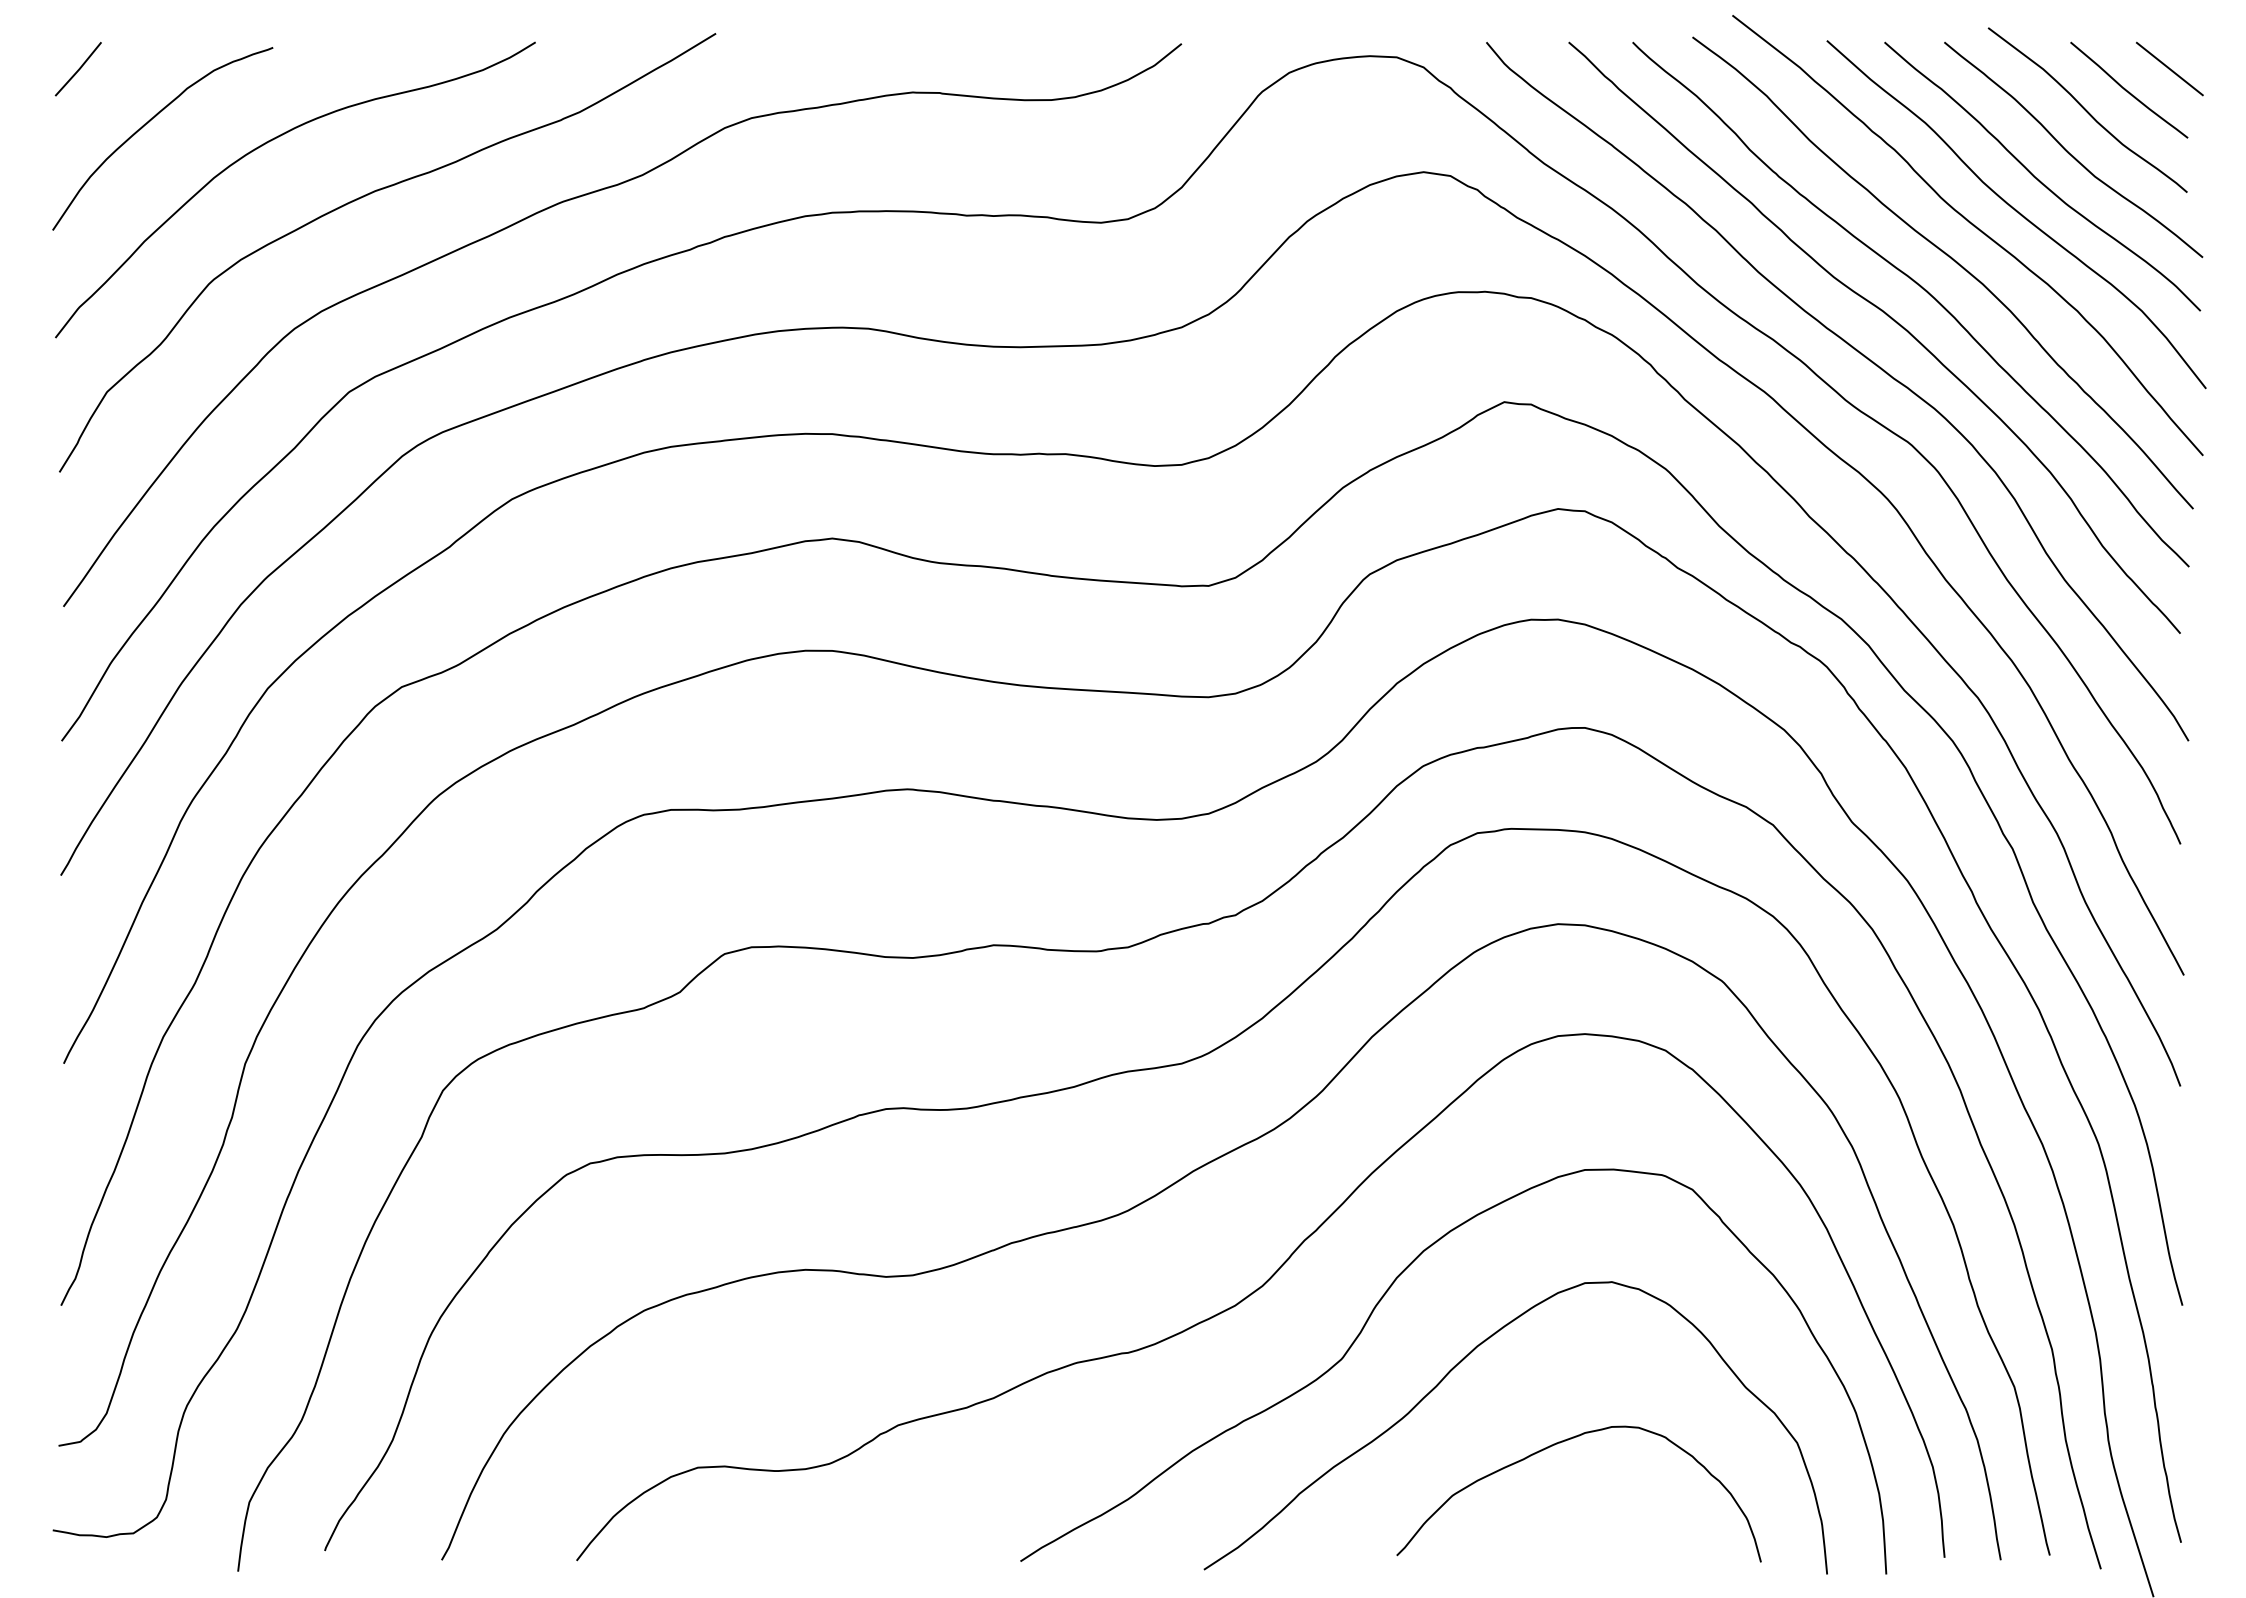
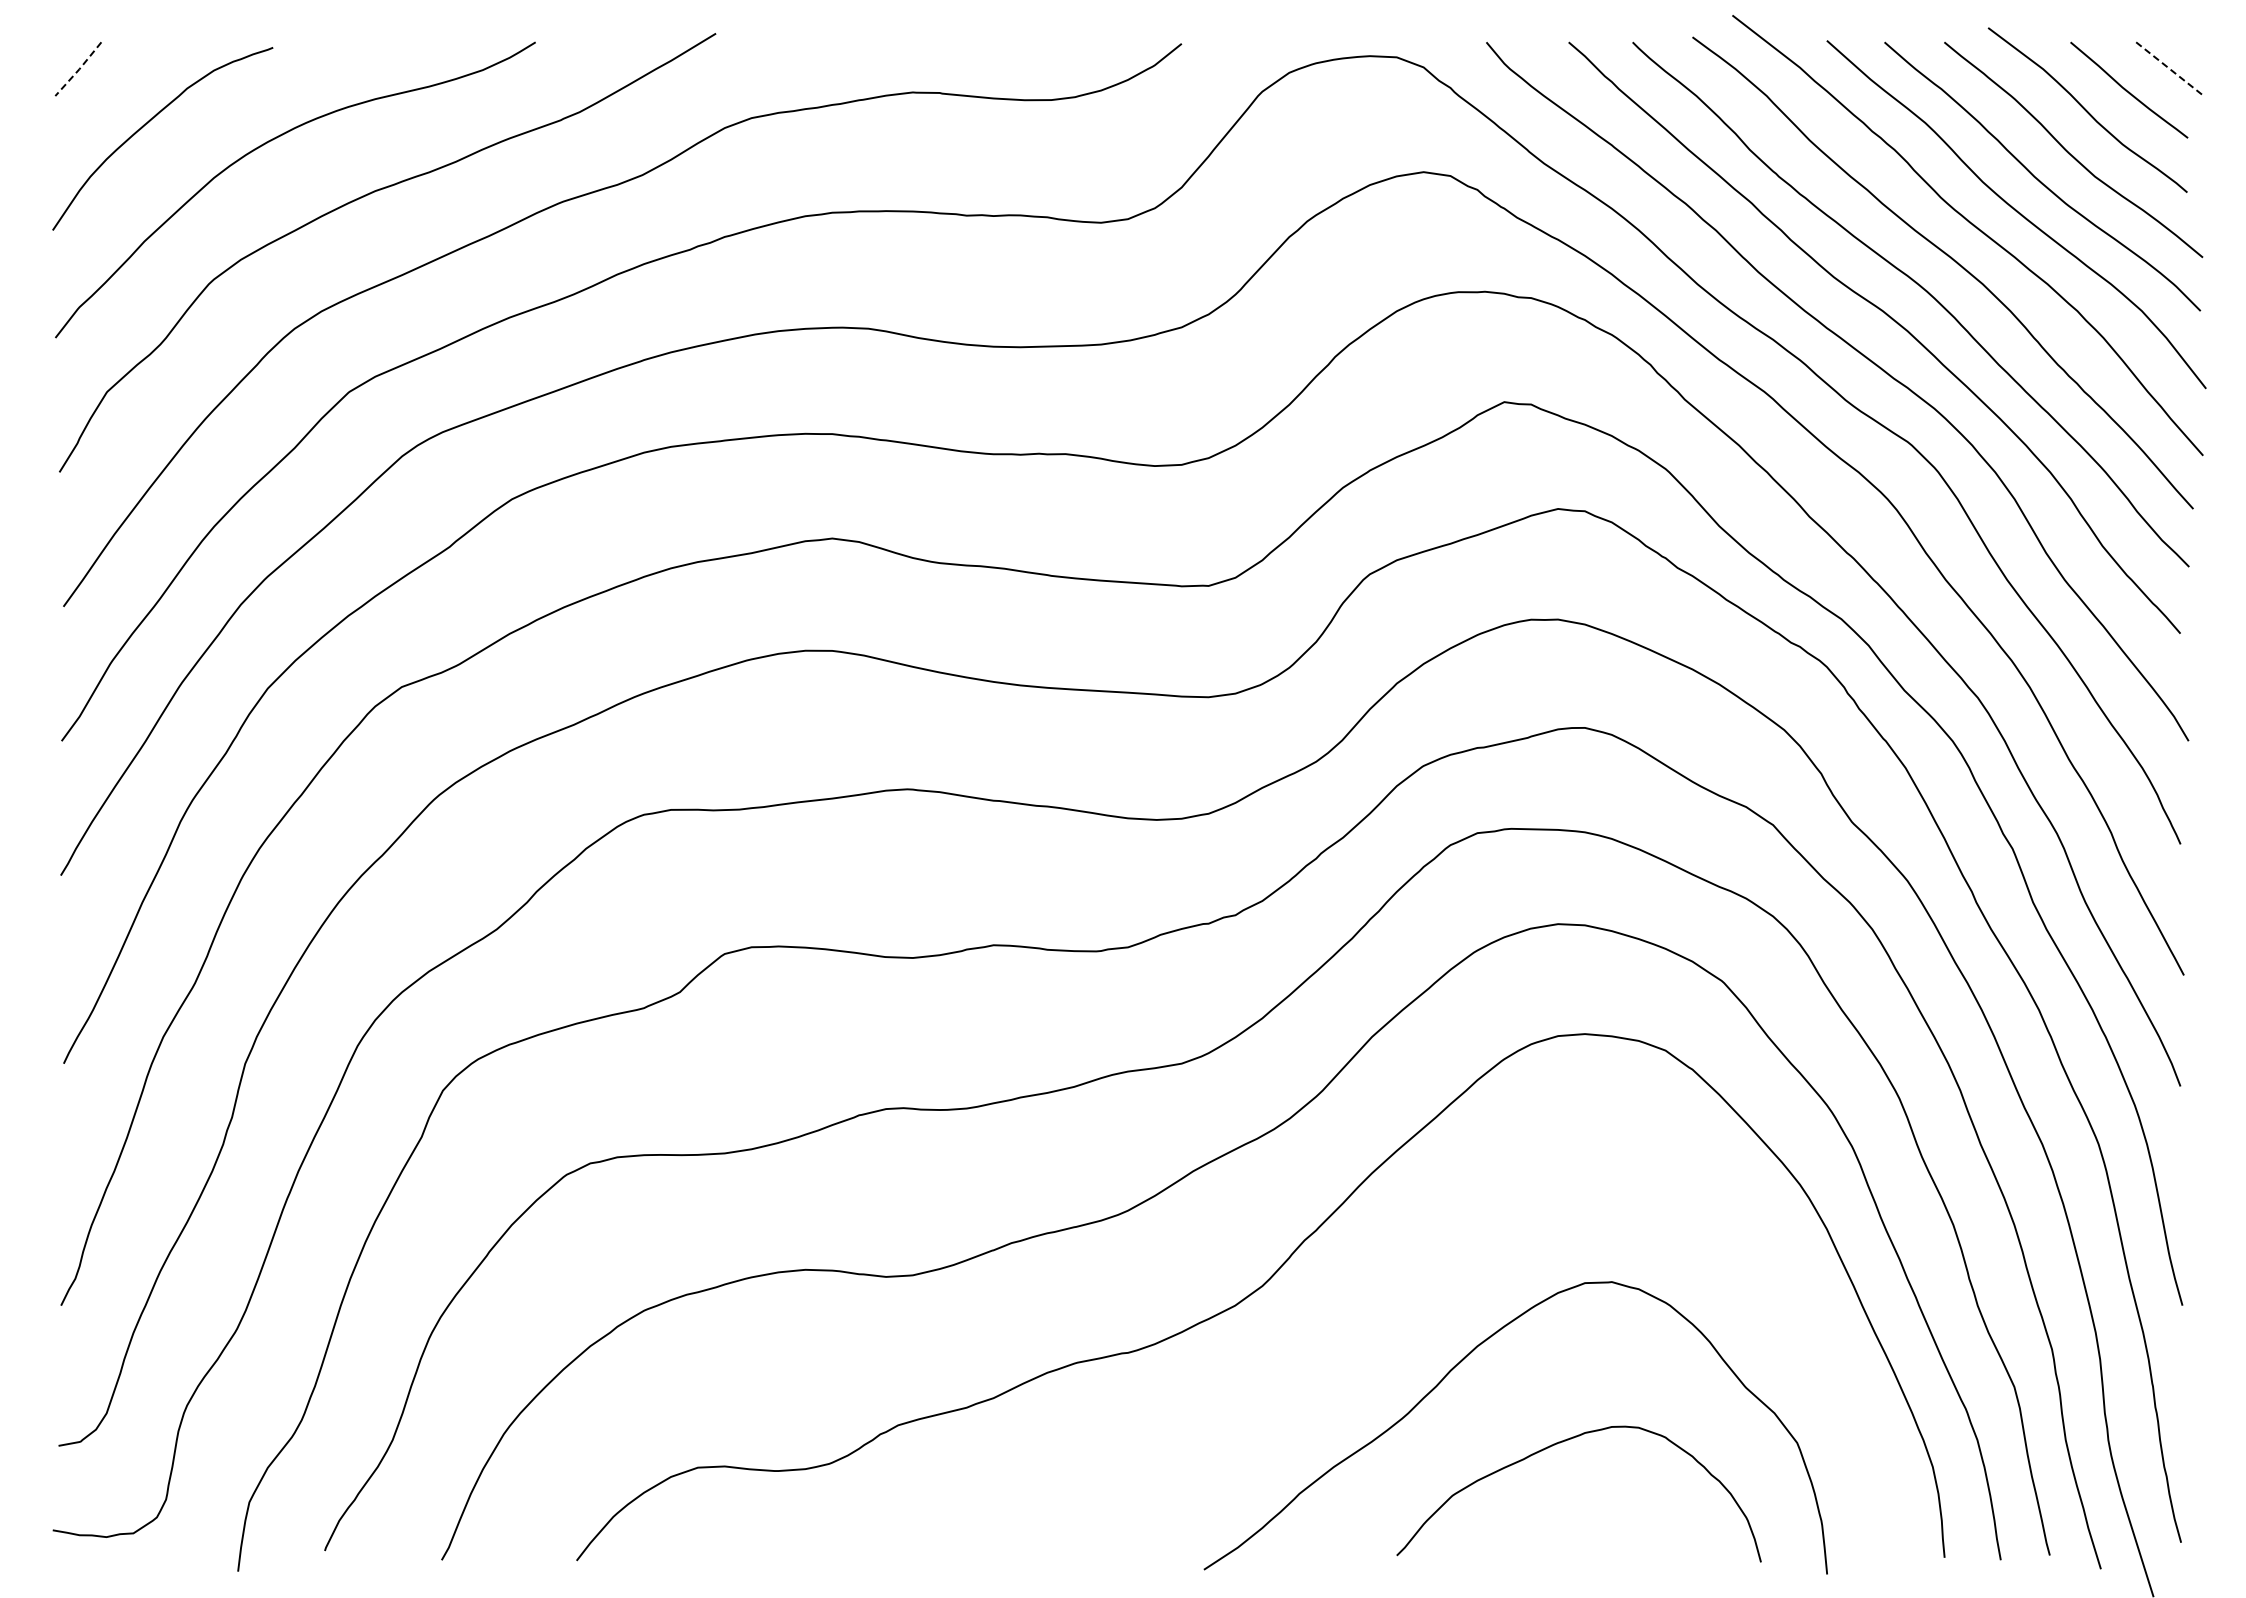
line: solid -> dashed (78, 69)
line: solid -> dashed (2169, 69)
curve: present -> none (1369, 1319)
